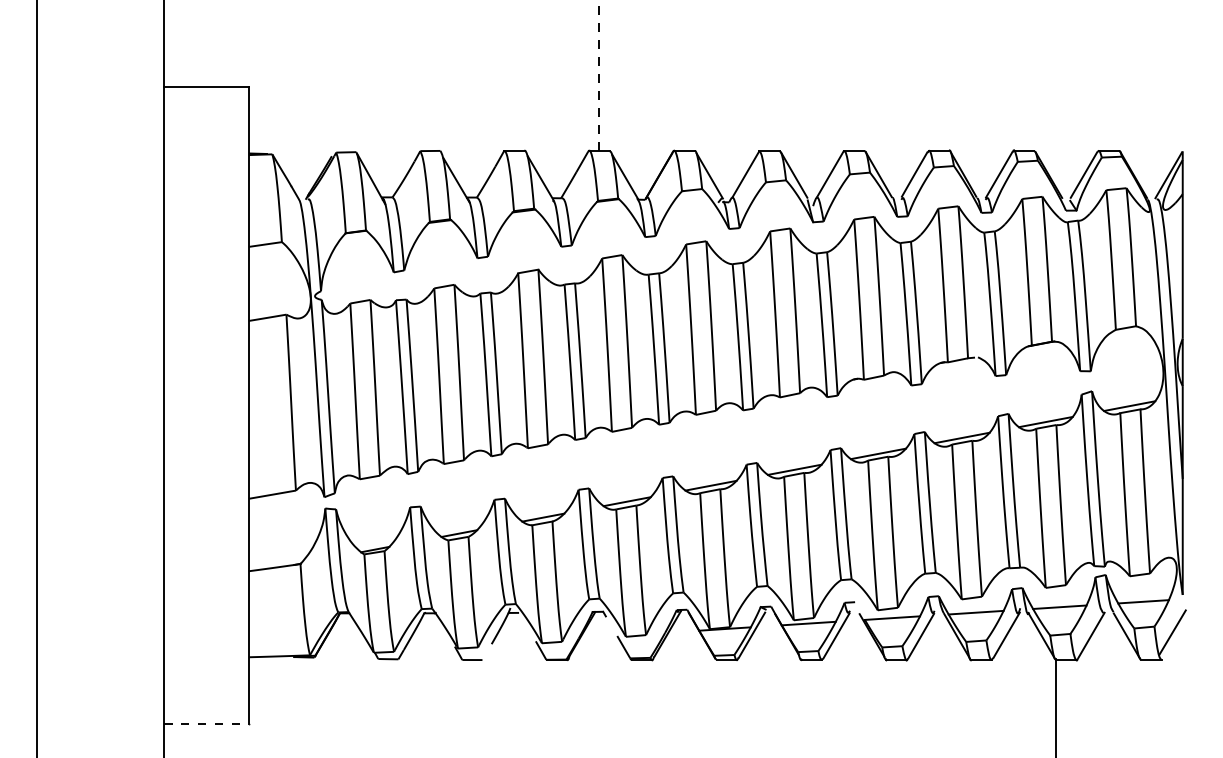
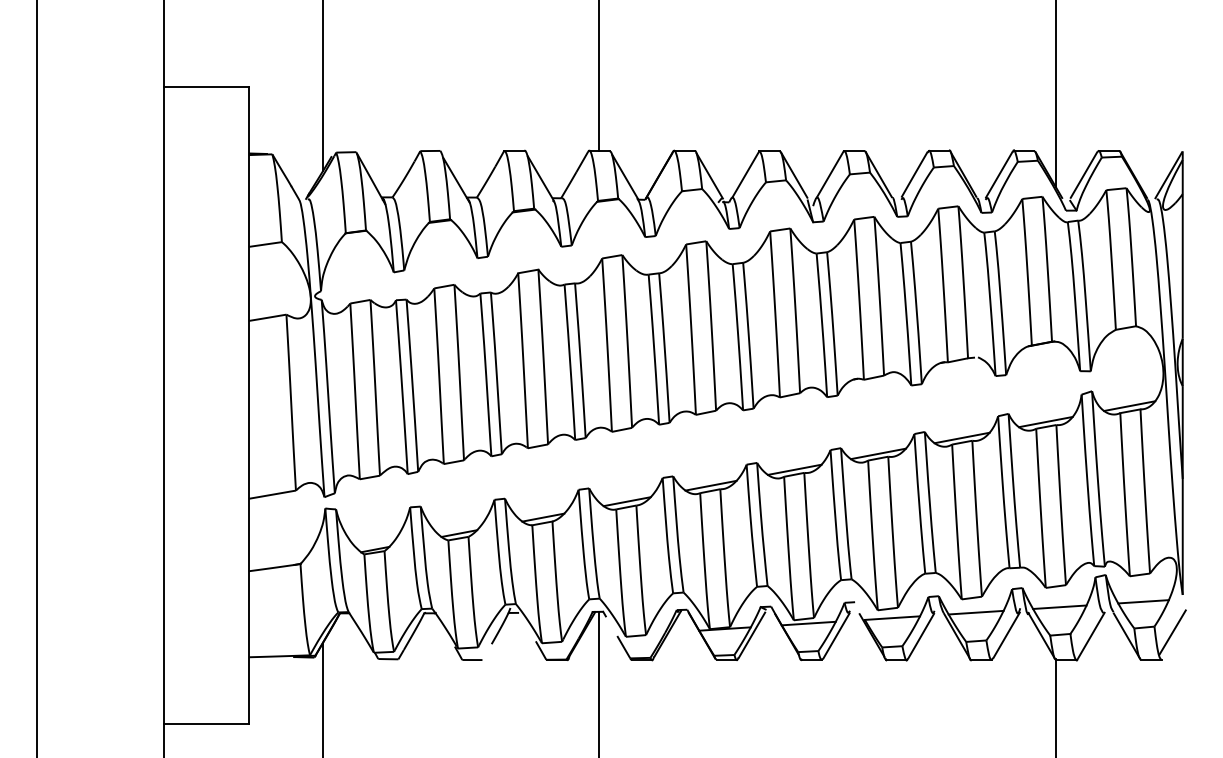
line: dashed -> solid (598, 75)
line: none -> present (323, 86)
line: none -> present (1055, 94)
line: none -> present (598, 682)
line: none -> present (323, 698)
line: dashed -> solid (206, 723)
